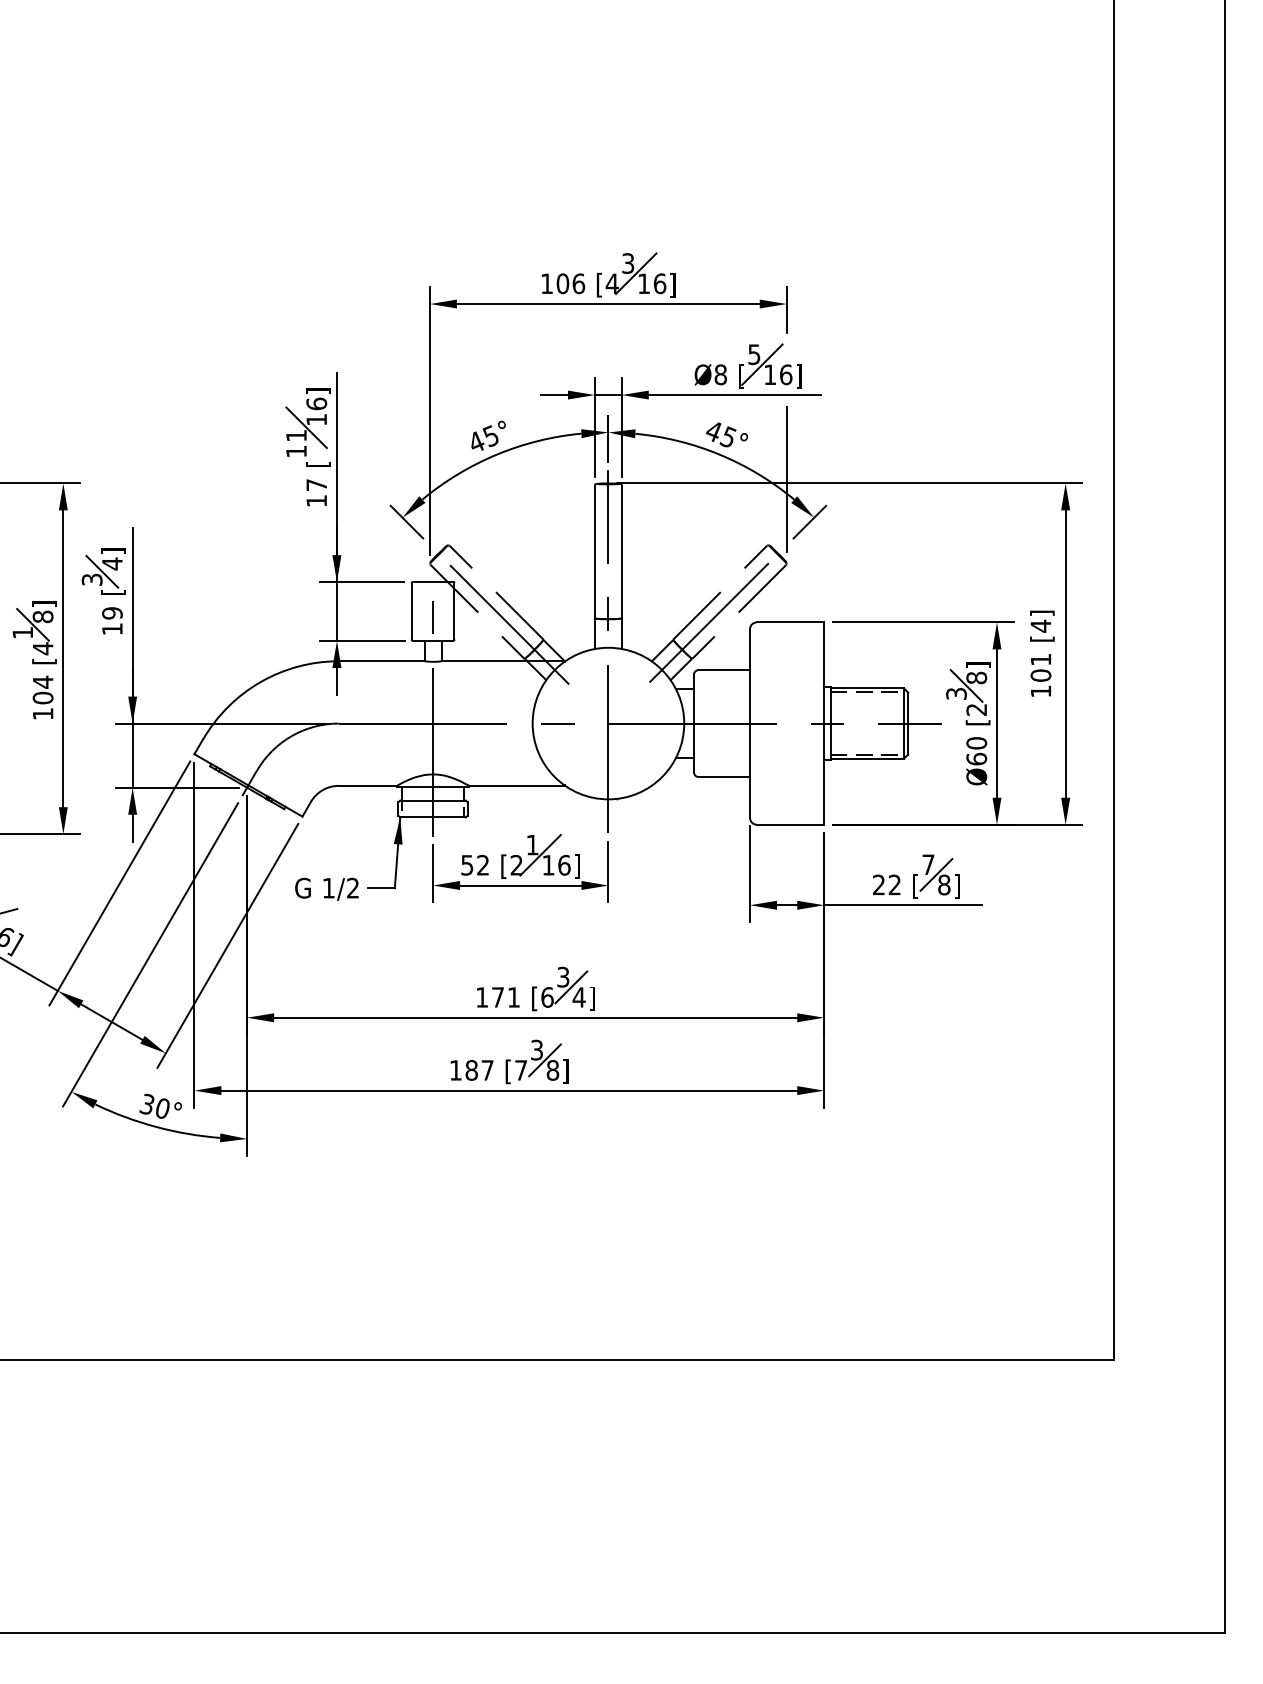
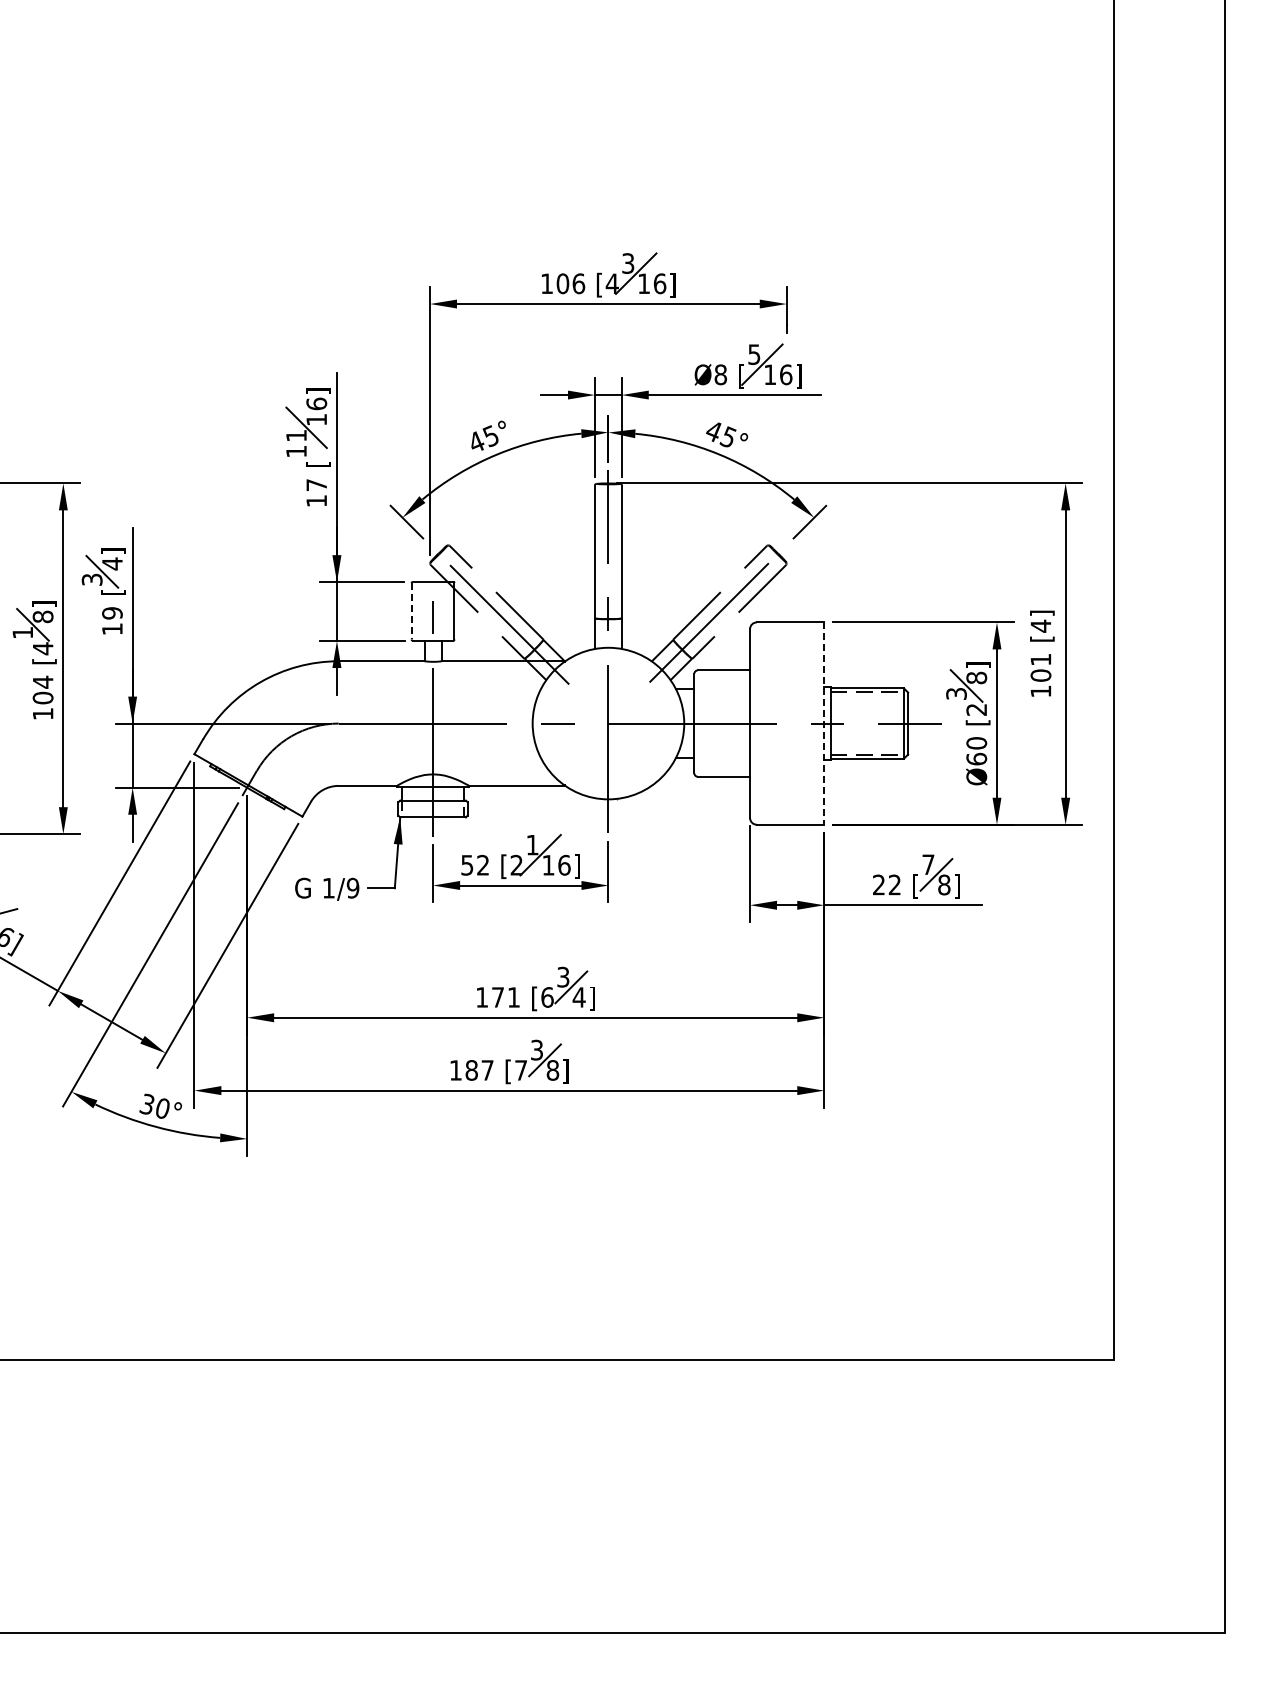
line: present -> none (786, 479)
line: solid -> dashed (411, 611)
line: solid -> dashed (824, 724)
text: 1/2 -> 1/9 (352, 888)
